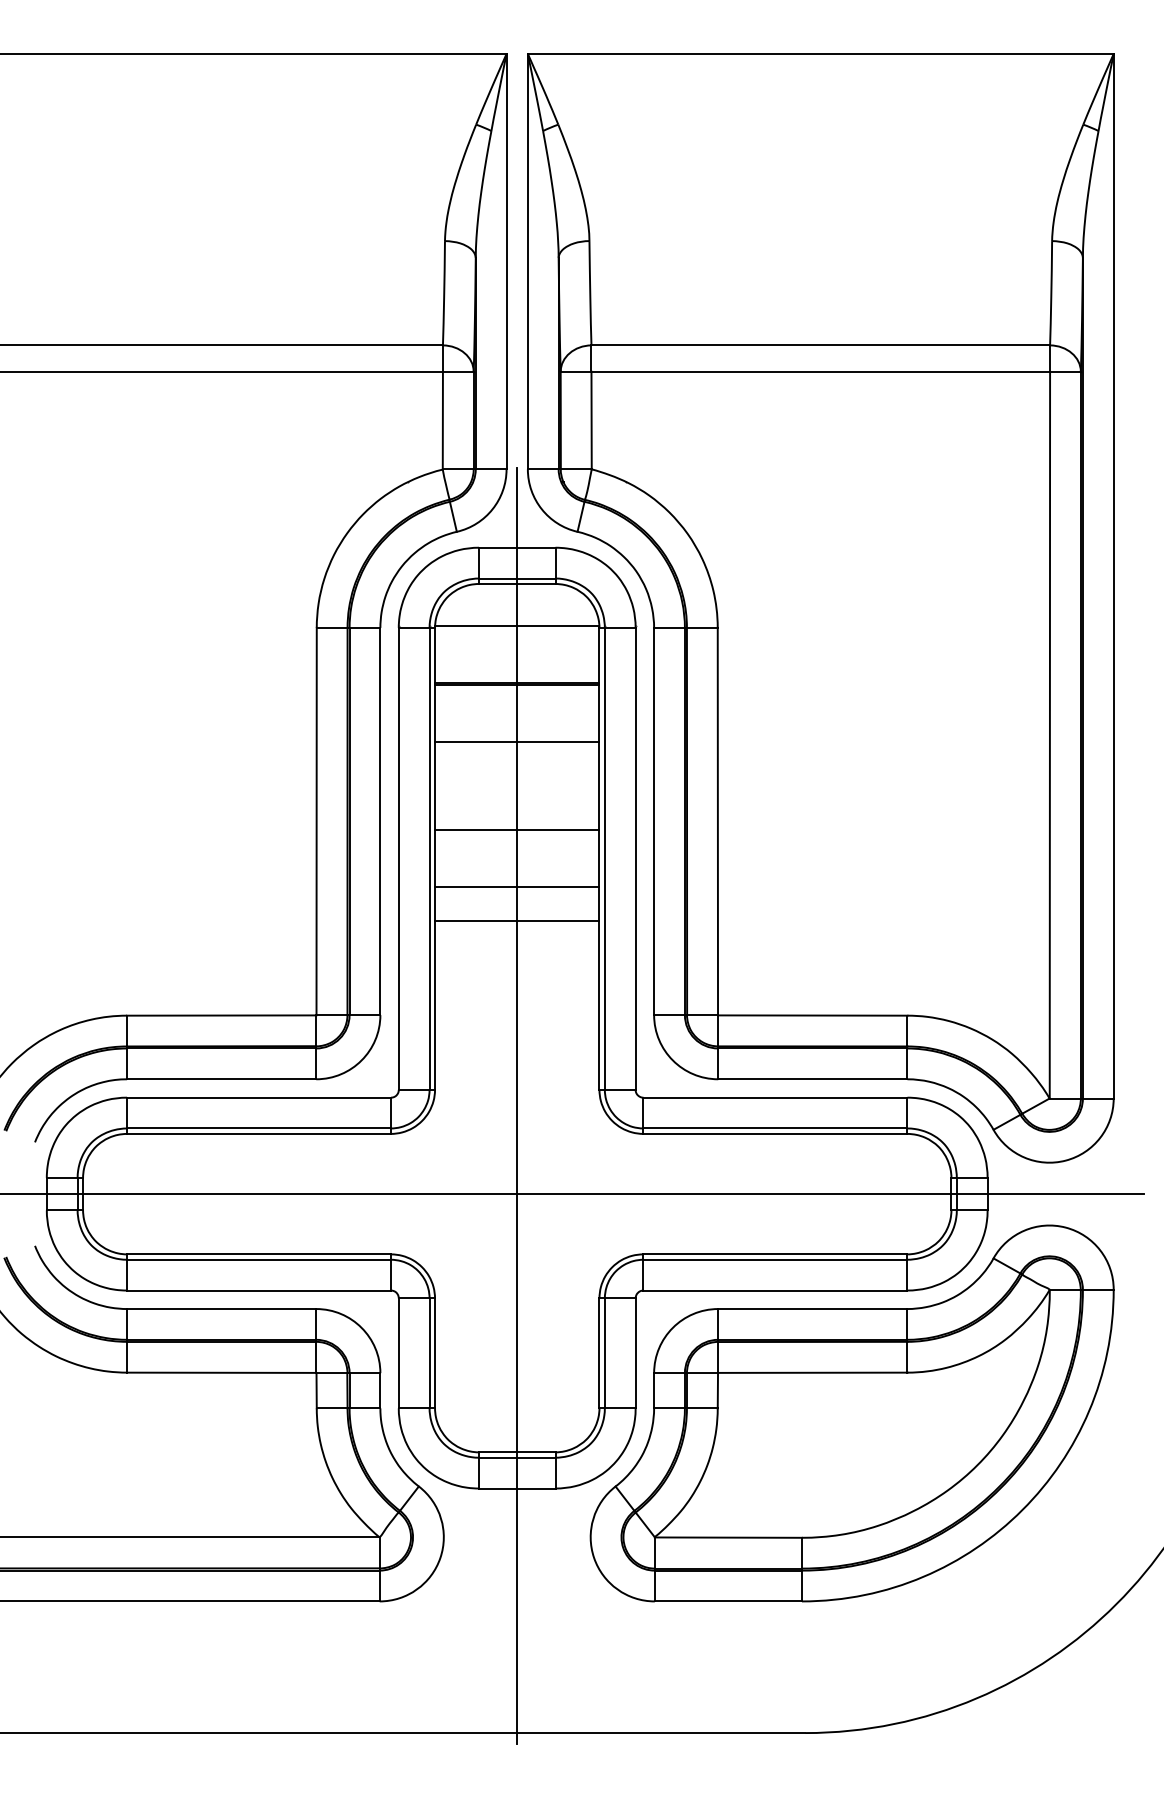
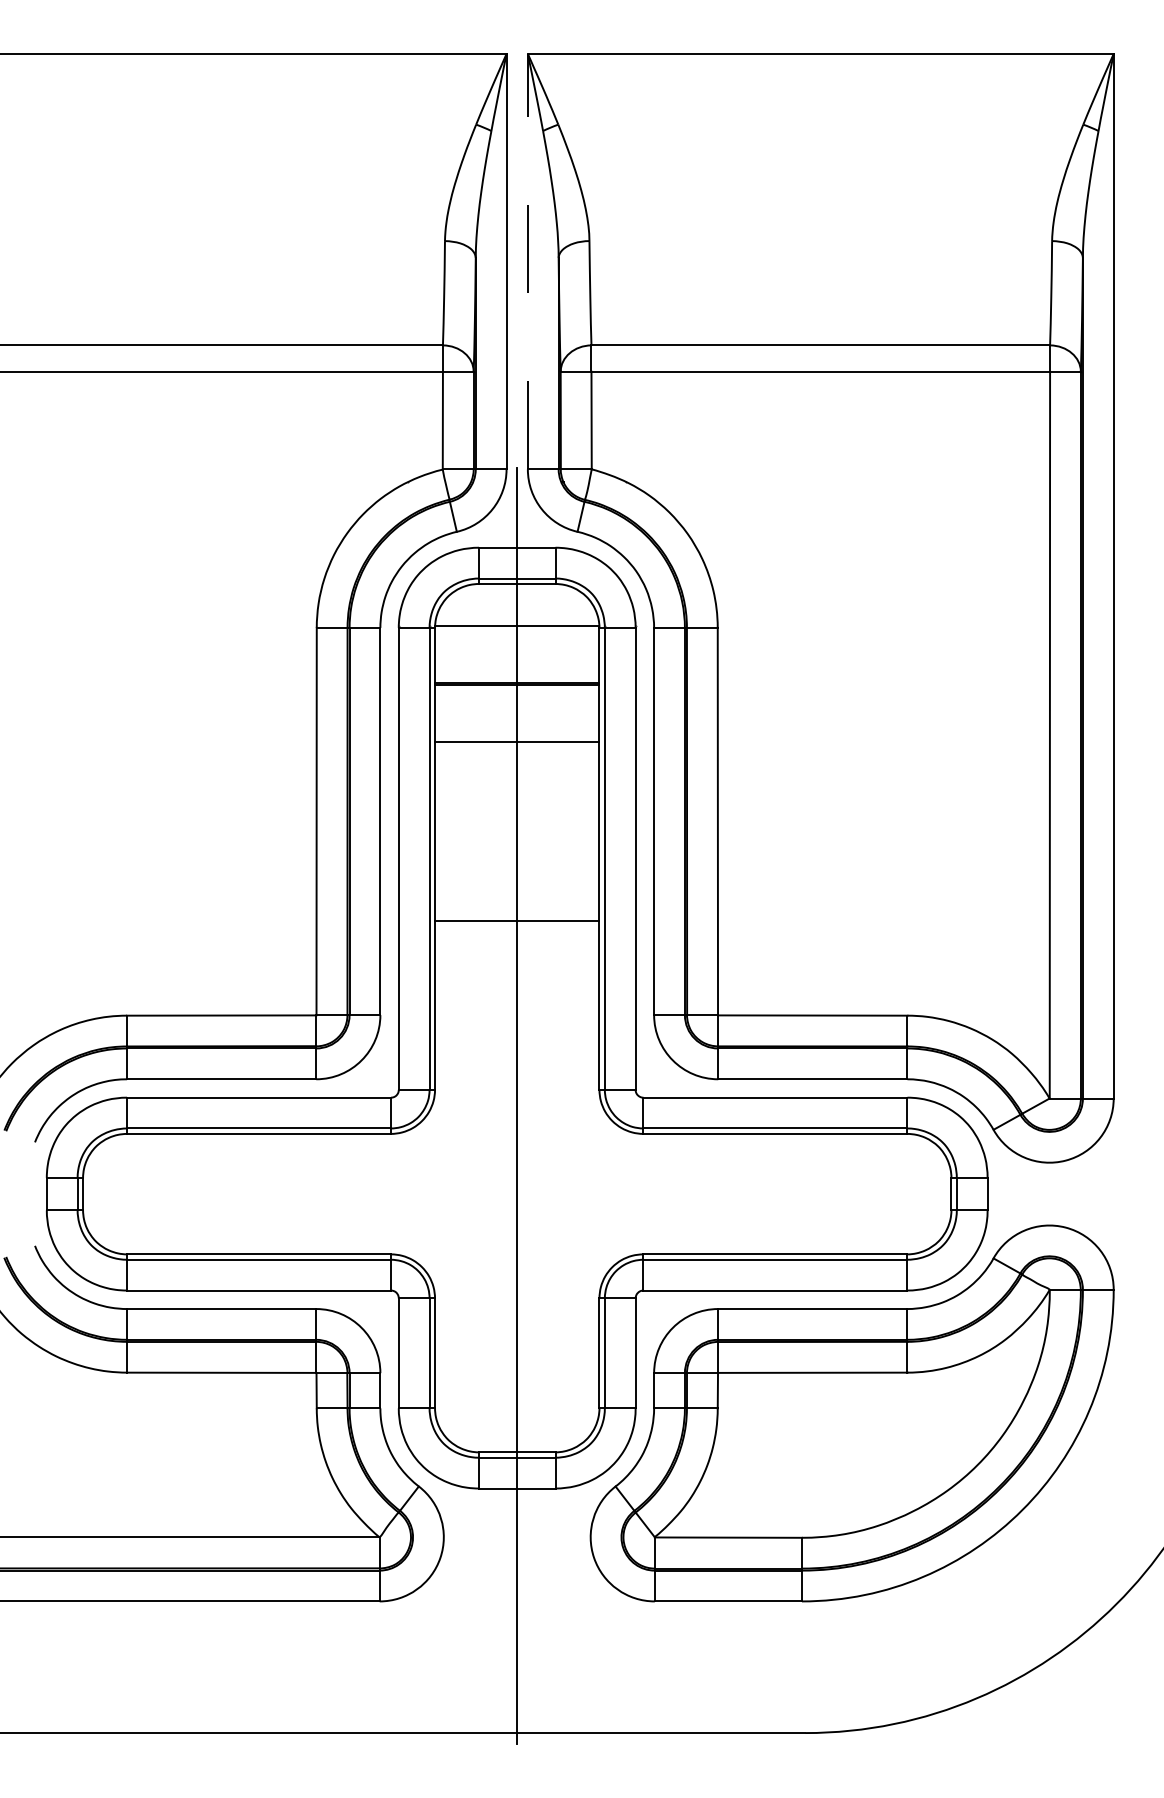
line: solid -> dashed (527, 261)
line: present -> none (517, 830)
line: present -> none (517, 887)
line: present -> none (573, 1194)
